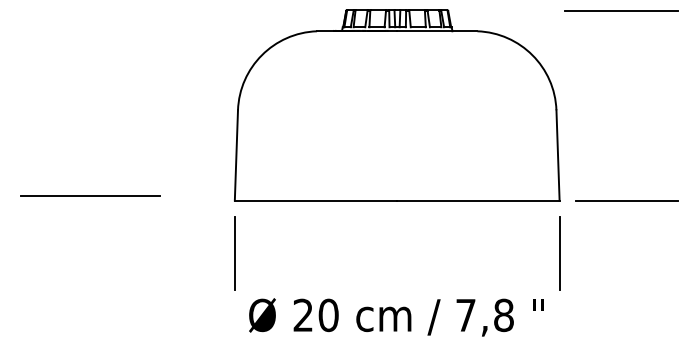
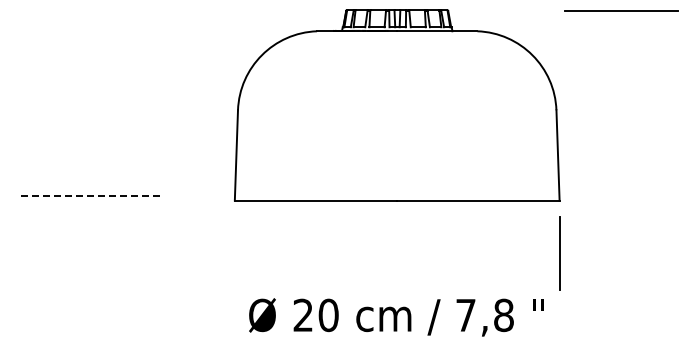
line: solid -> dashed (90, 195)
line: present -> none (626, 200)
line: present -> none (234, 252)
